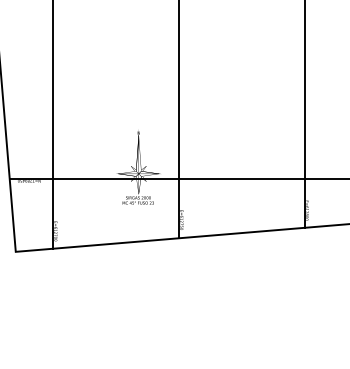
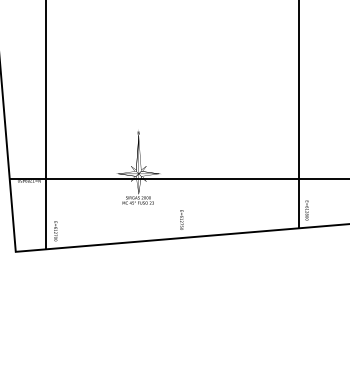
line position: (304, 114) -> (298, 114) (298, 114)
line: present -> none (178, 120)
line position: (53, 125) -> (46, 125) (46, 125)
